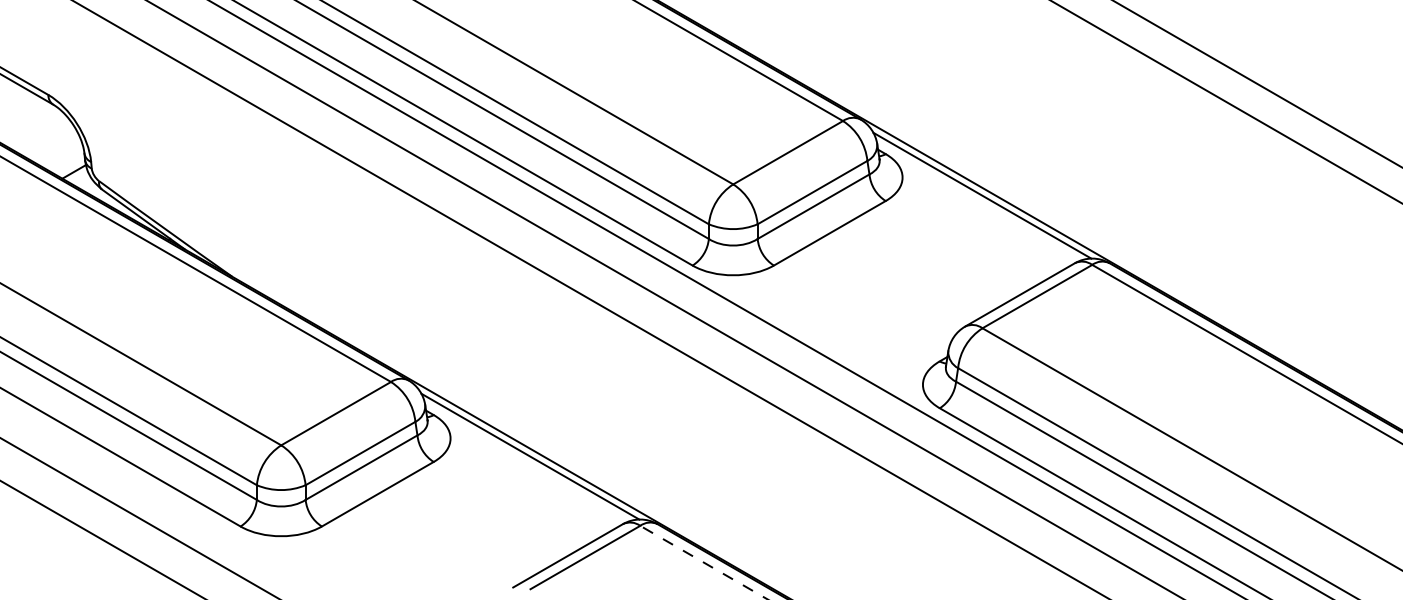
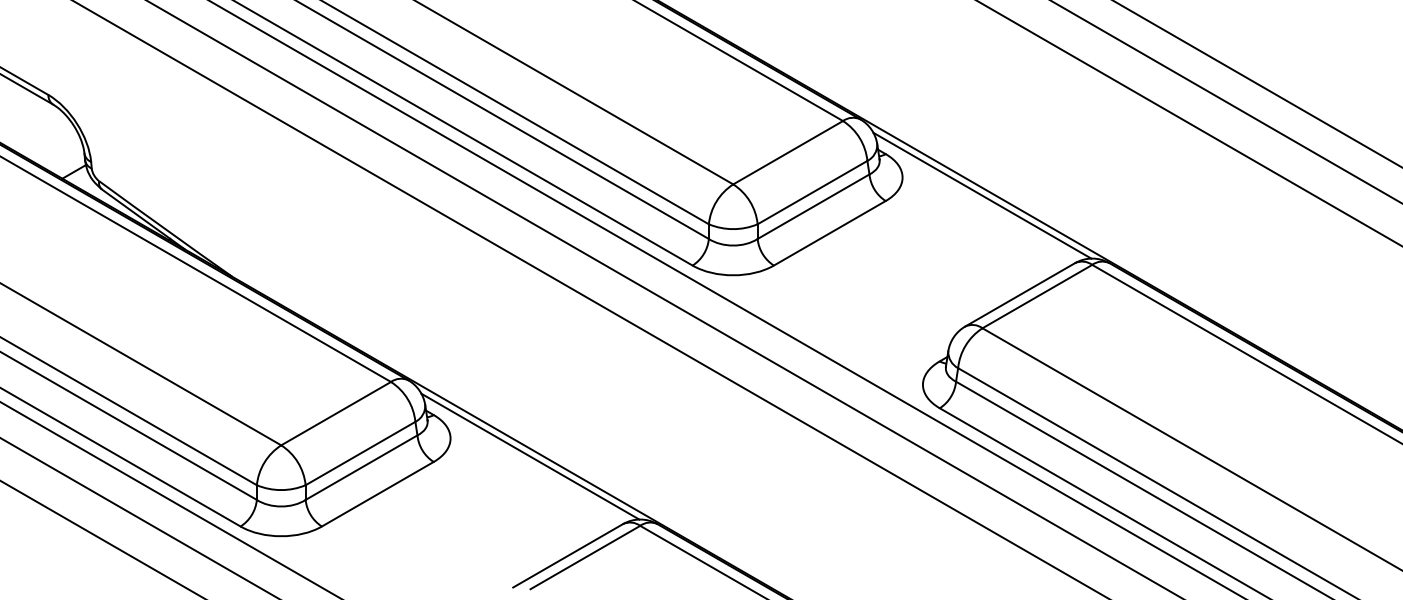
line: none -> present (1189, 123)
line: none -> present (169, 499)
line: dashed -> solid (704, 562)
